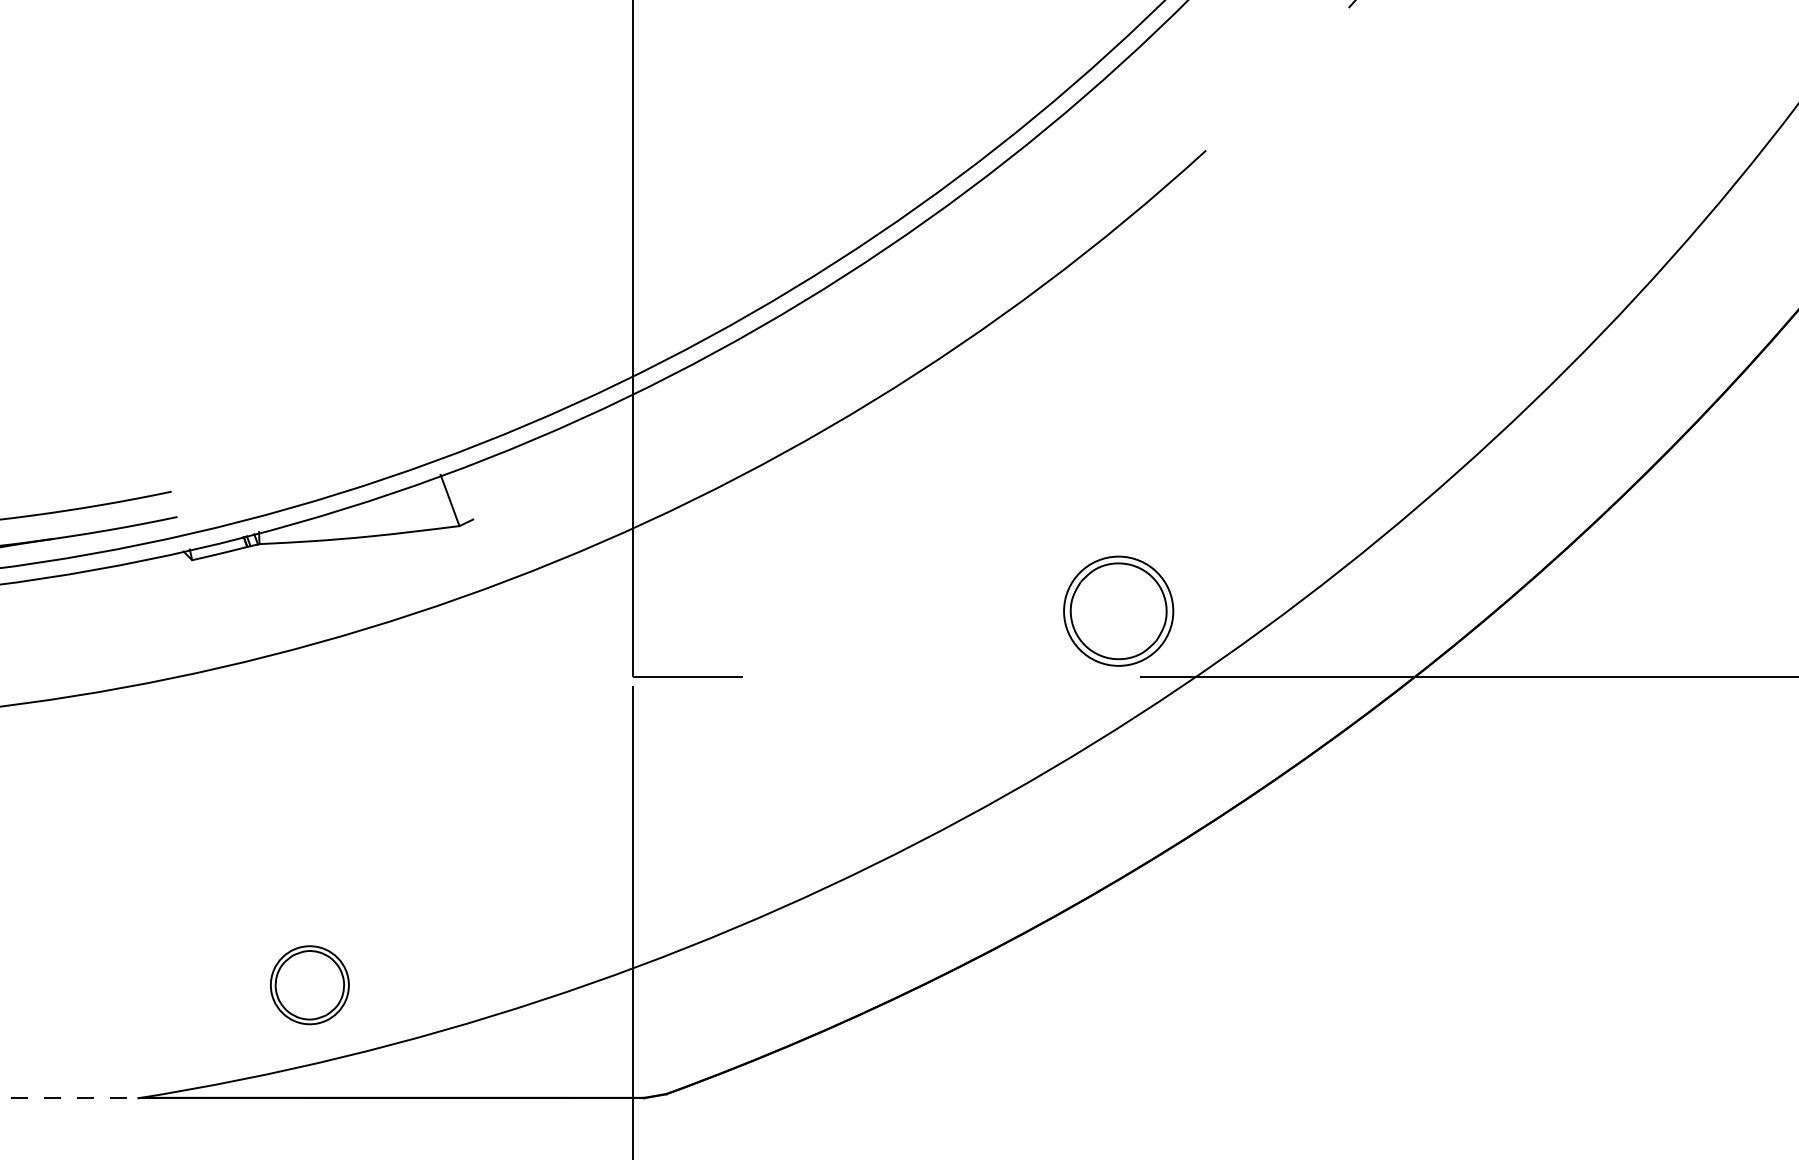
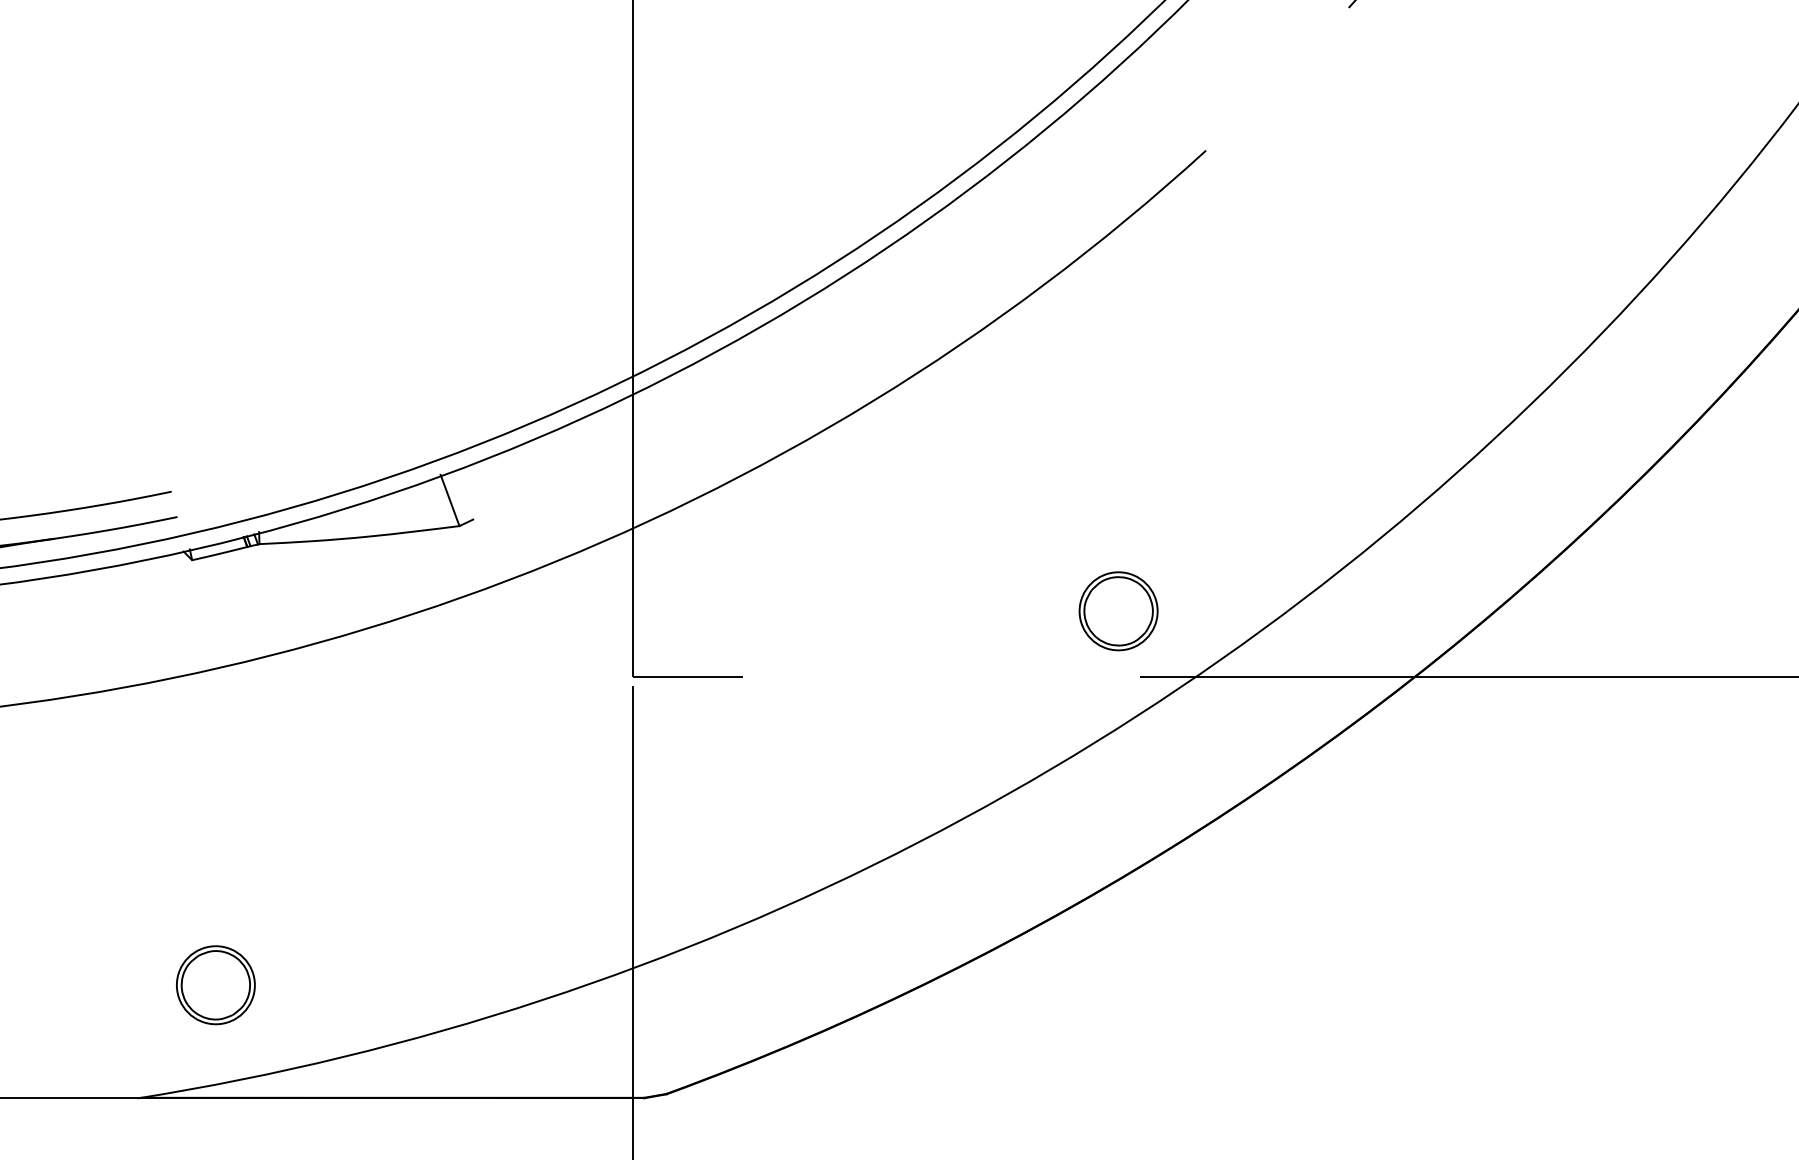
part size: 112x112 px -> 81x81 px (1118, 611)
part position: (309, 985) -> (215, 985) (215, 985)
line: dashed -> solid (69, 1098)
